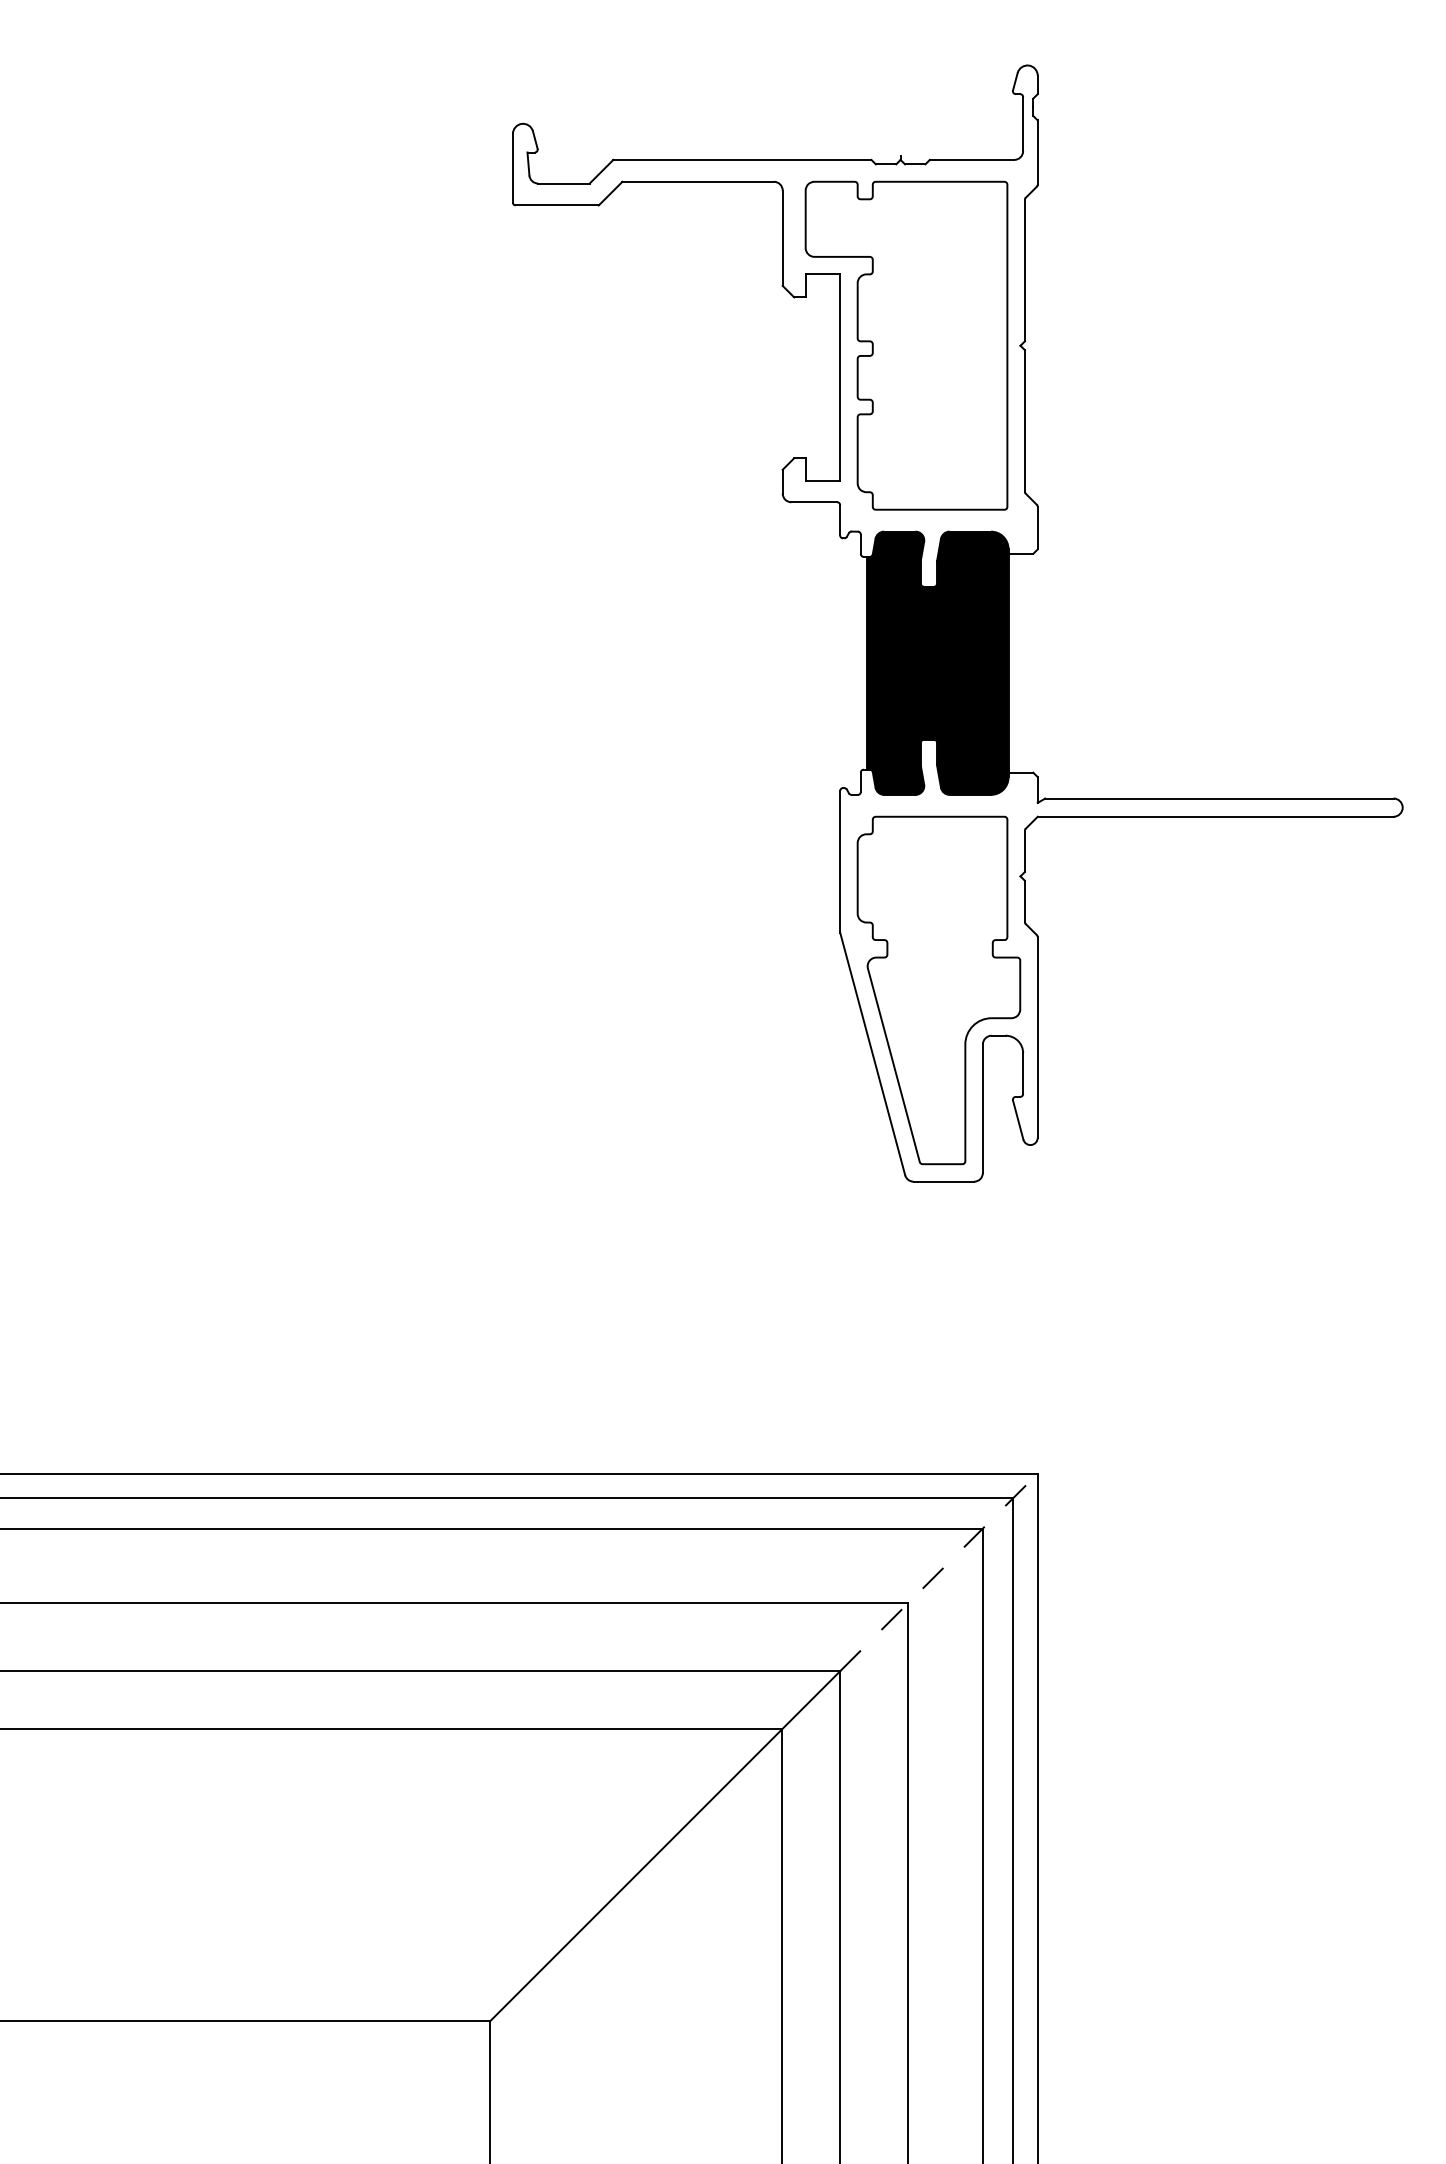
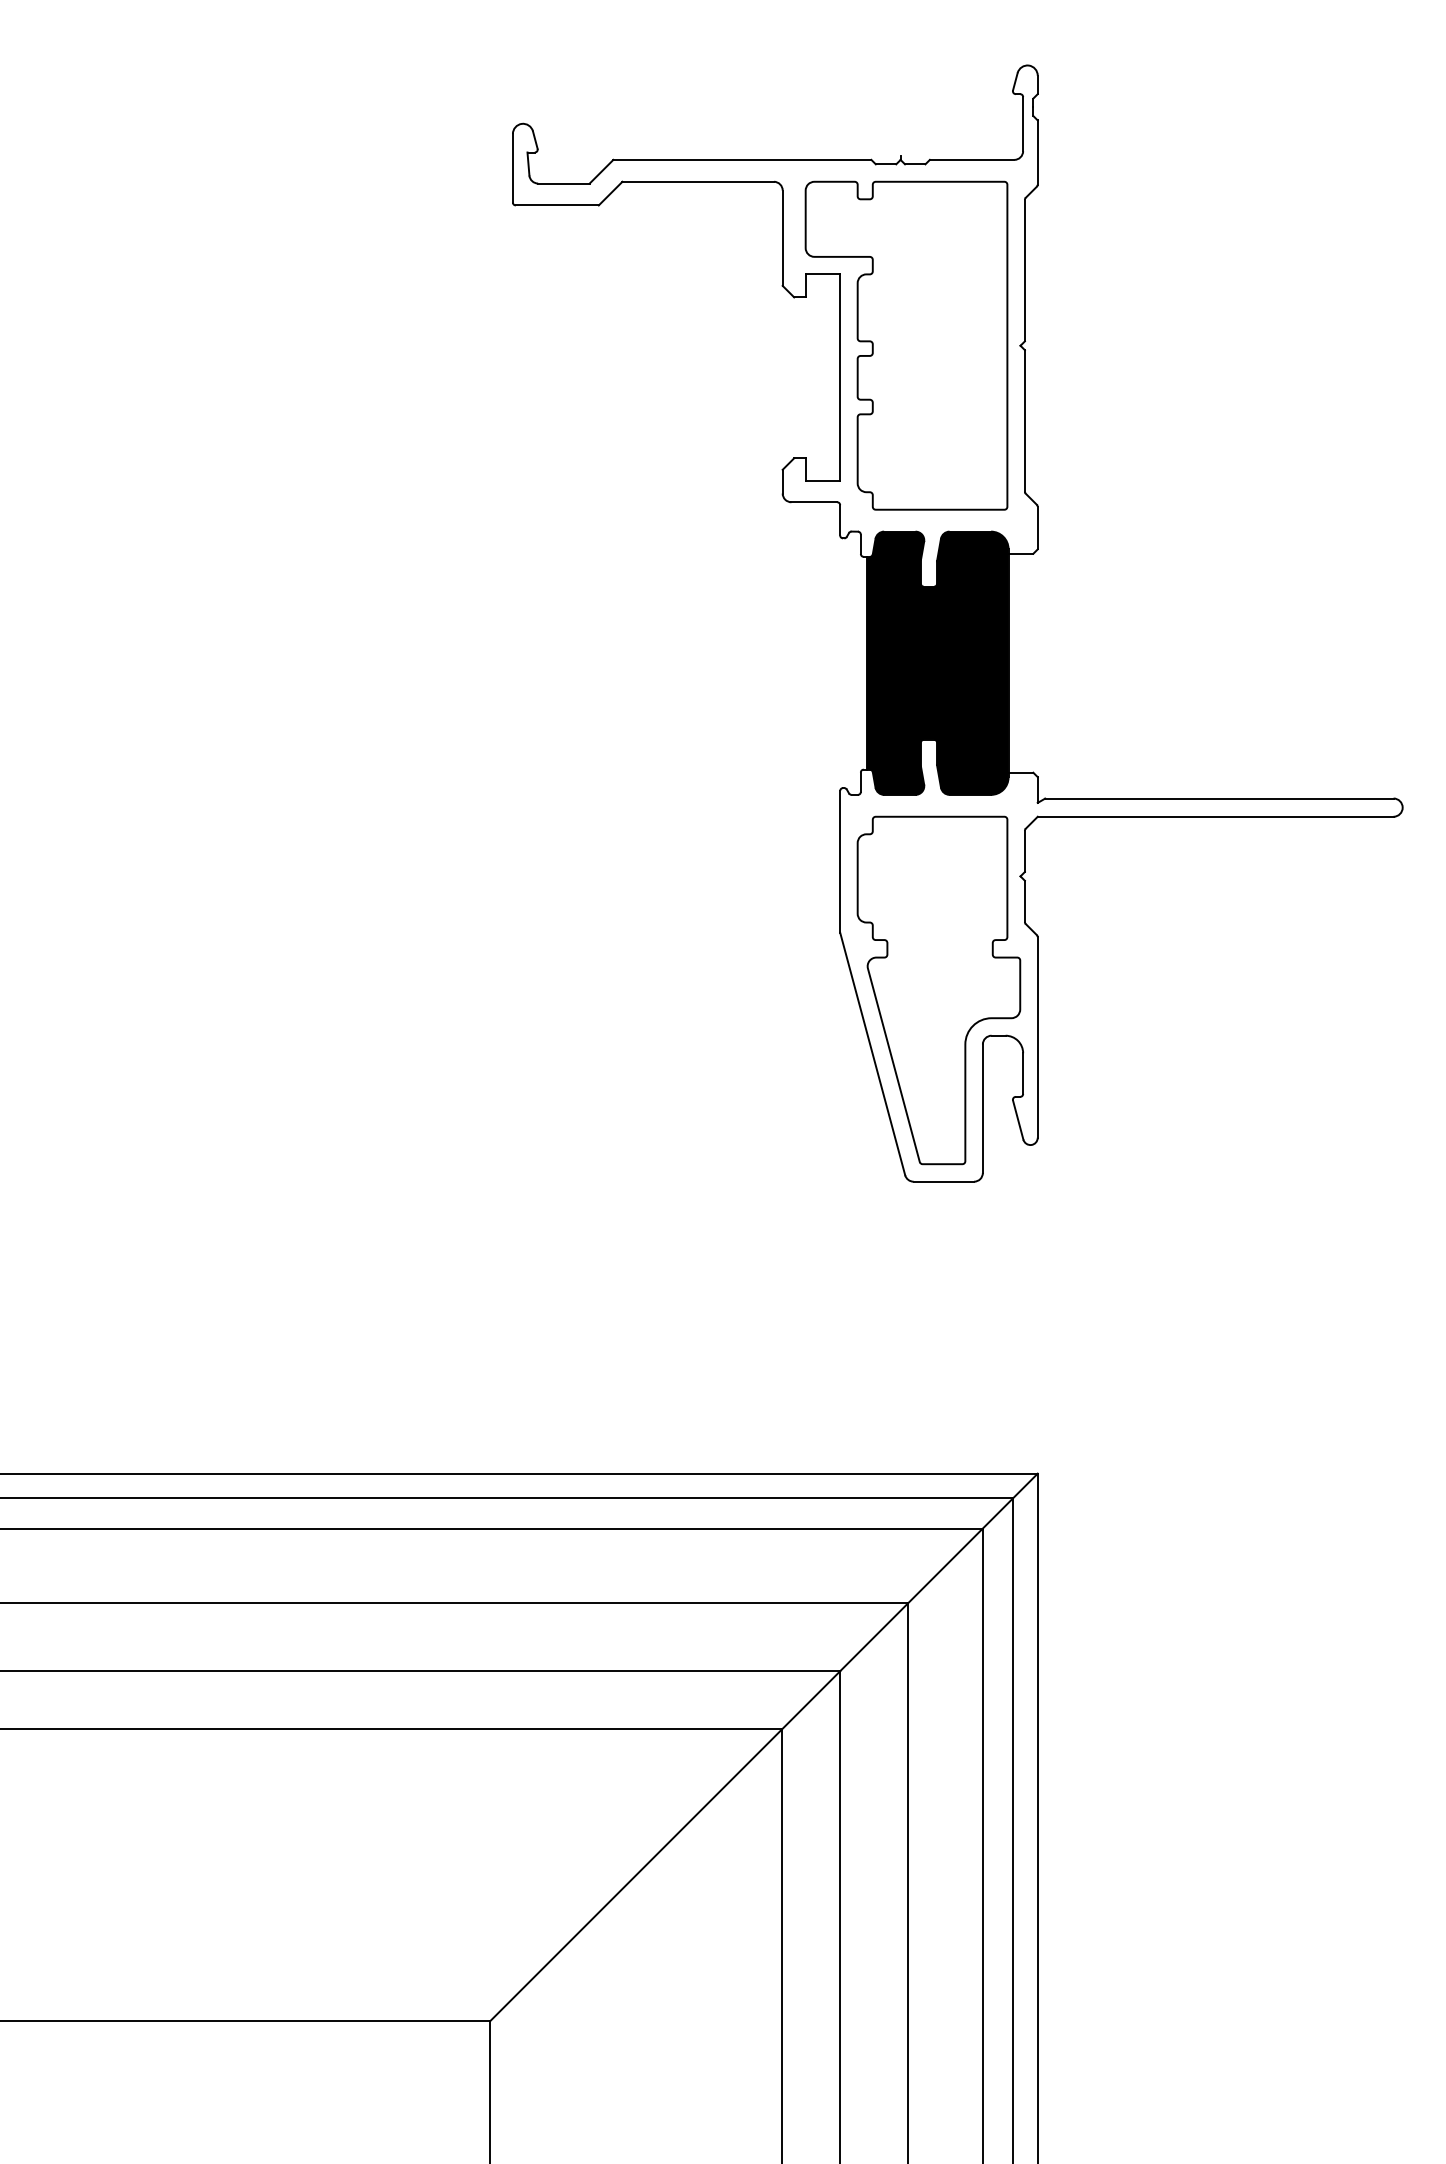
line: dashed -> solid (938, 1572)
